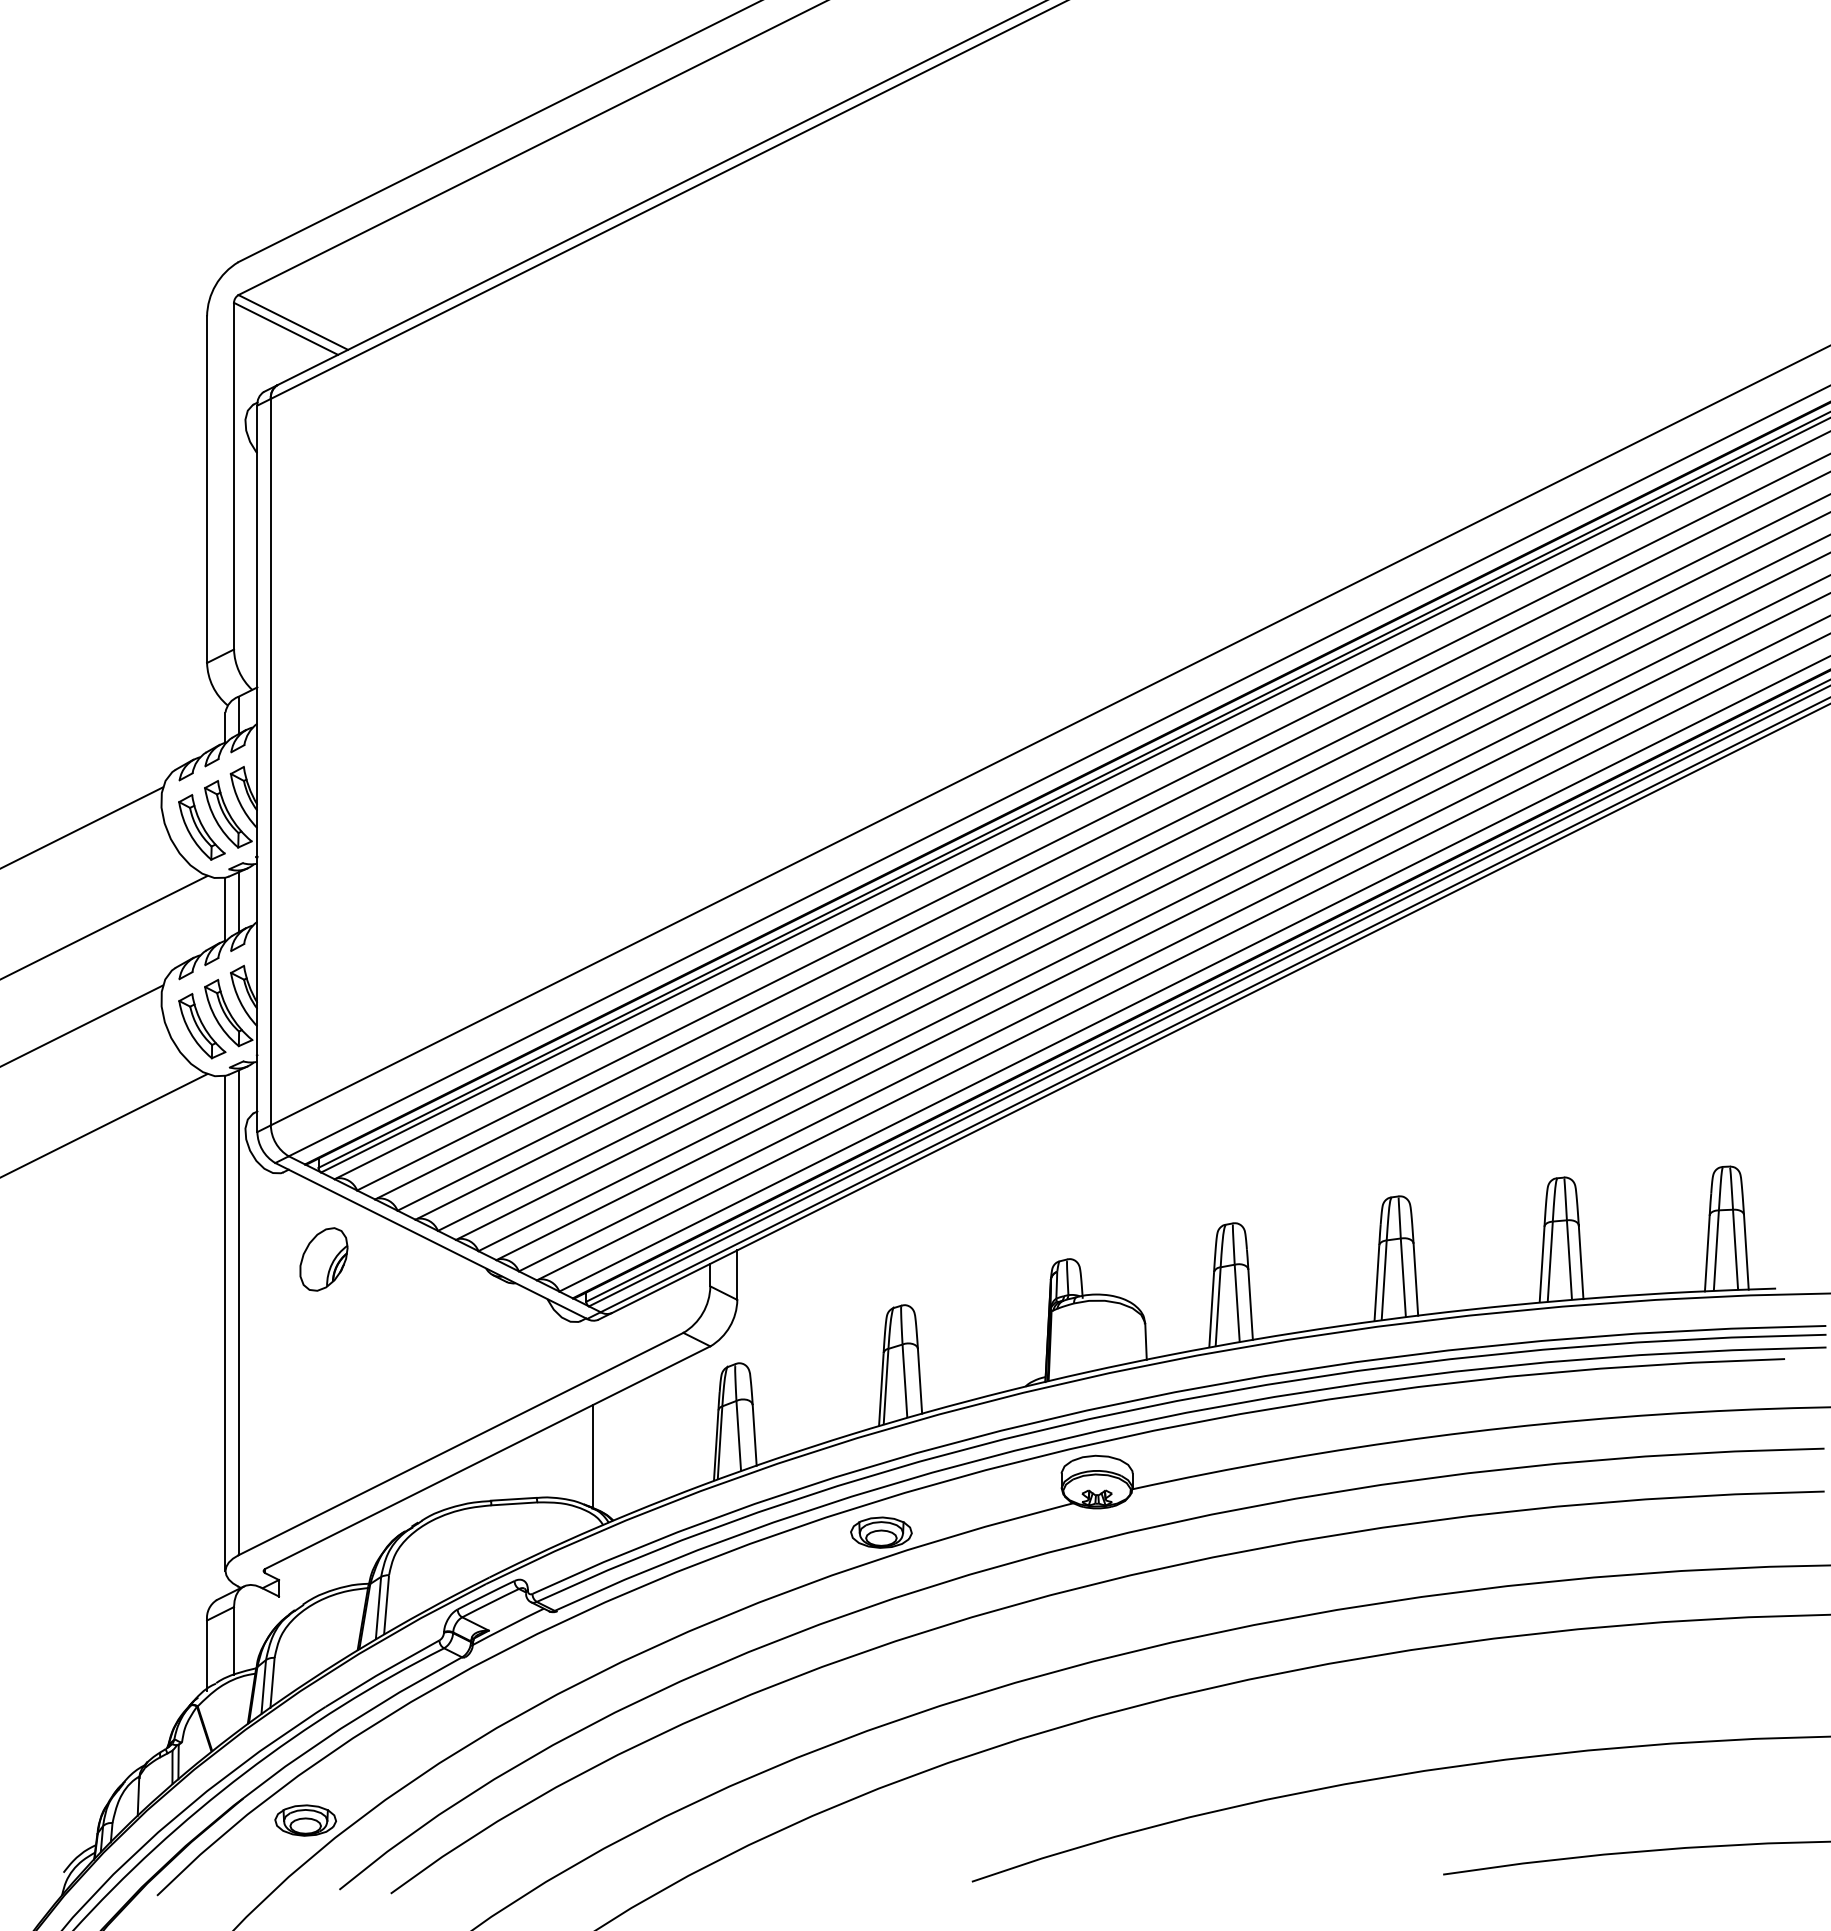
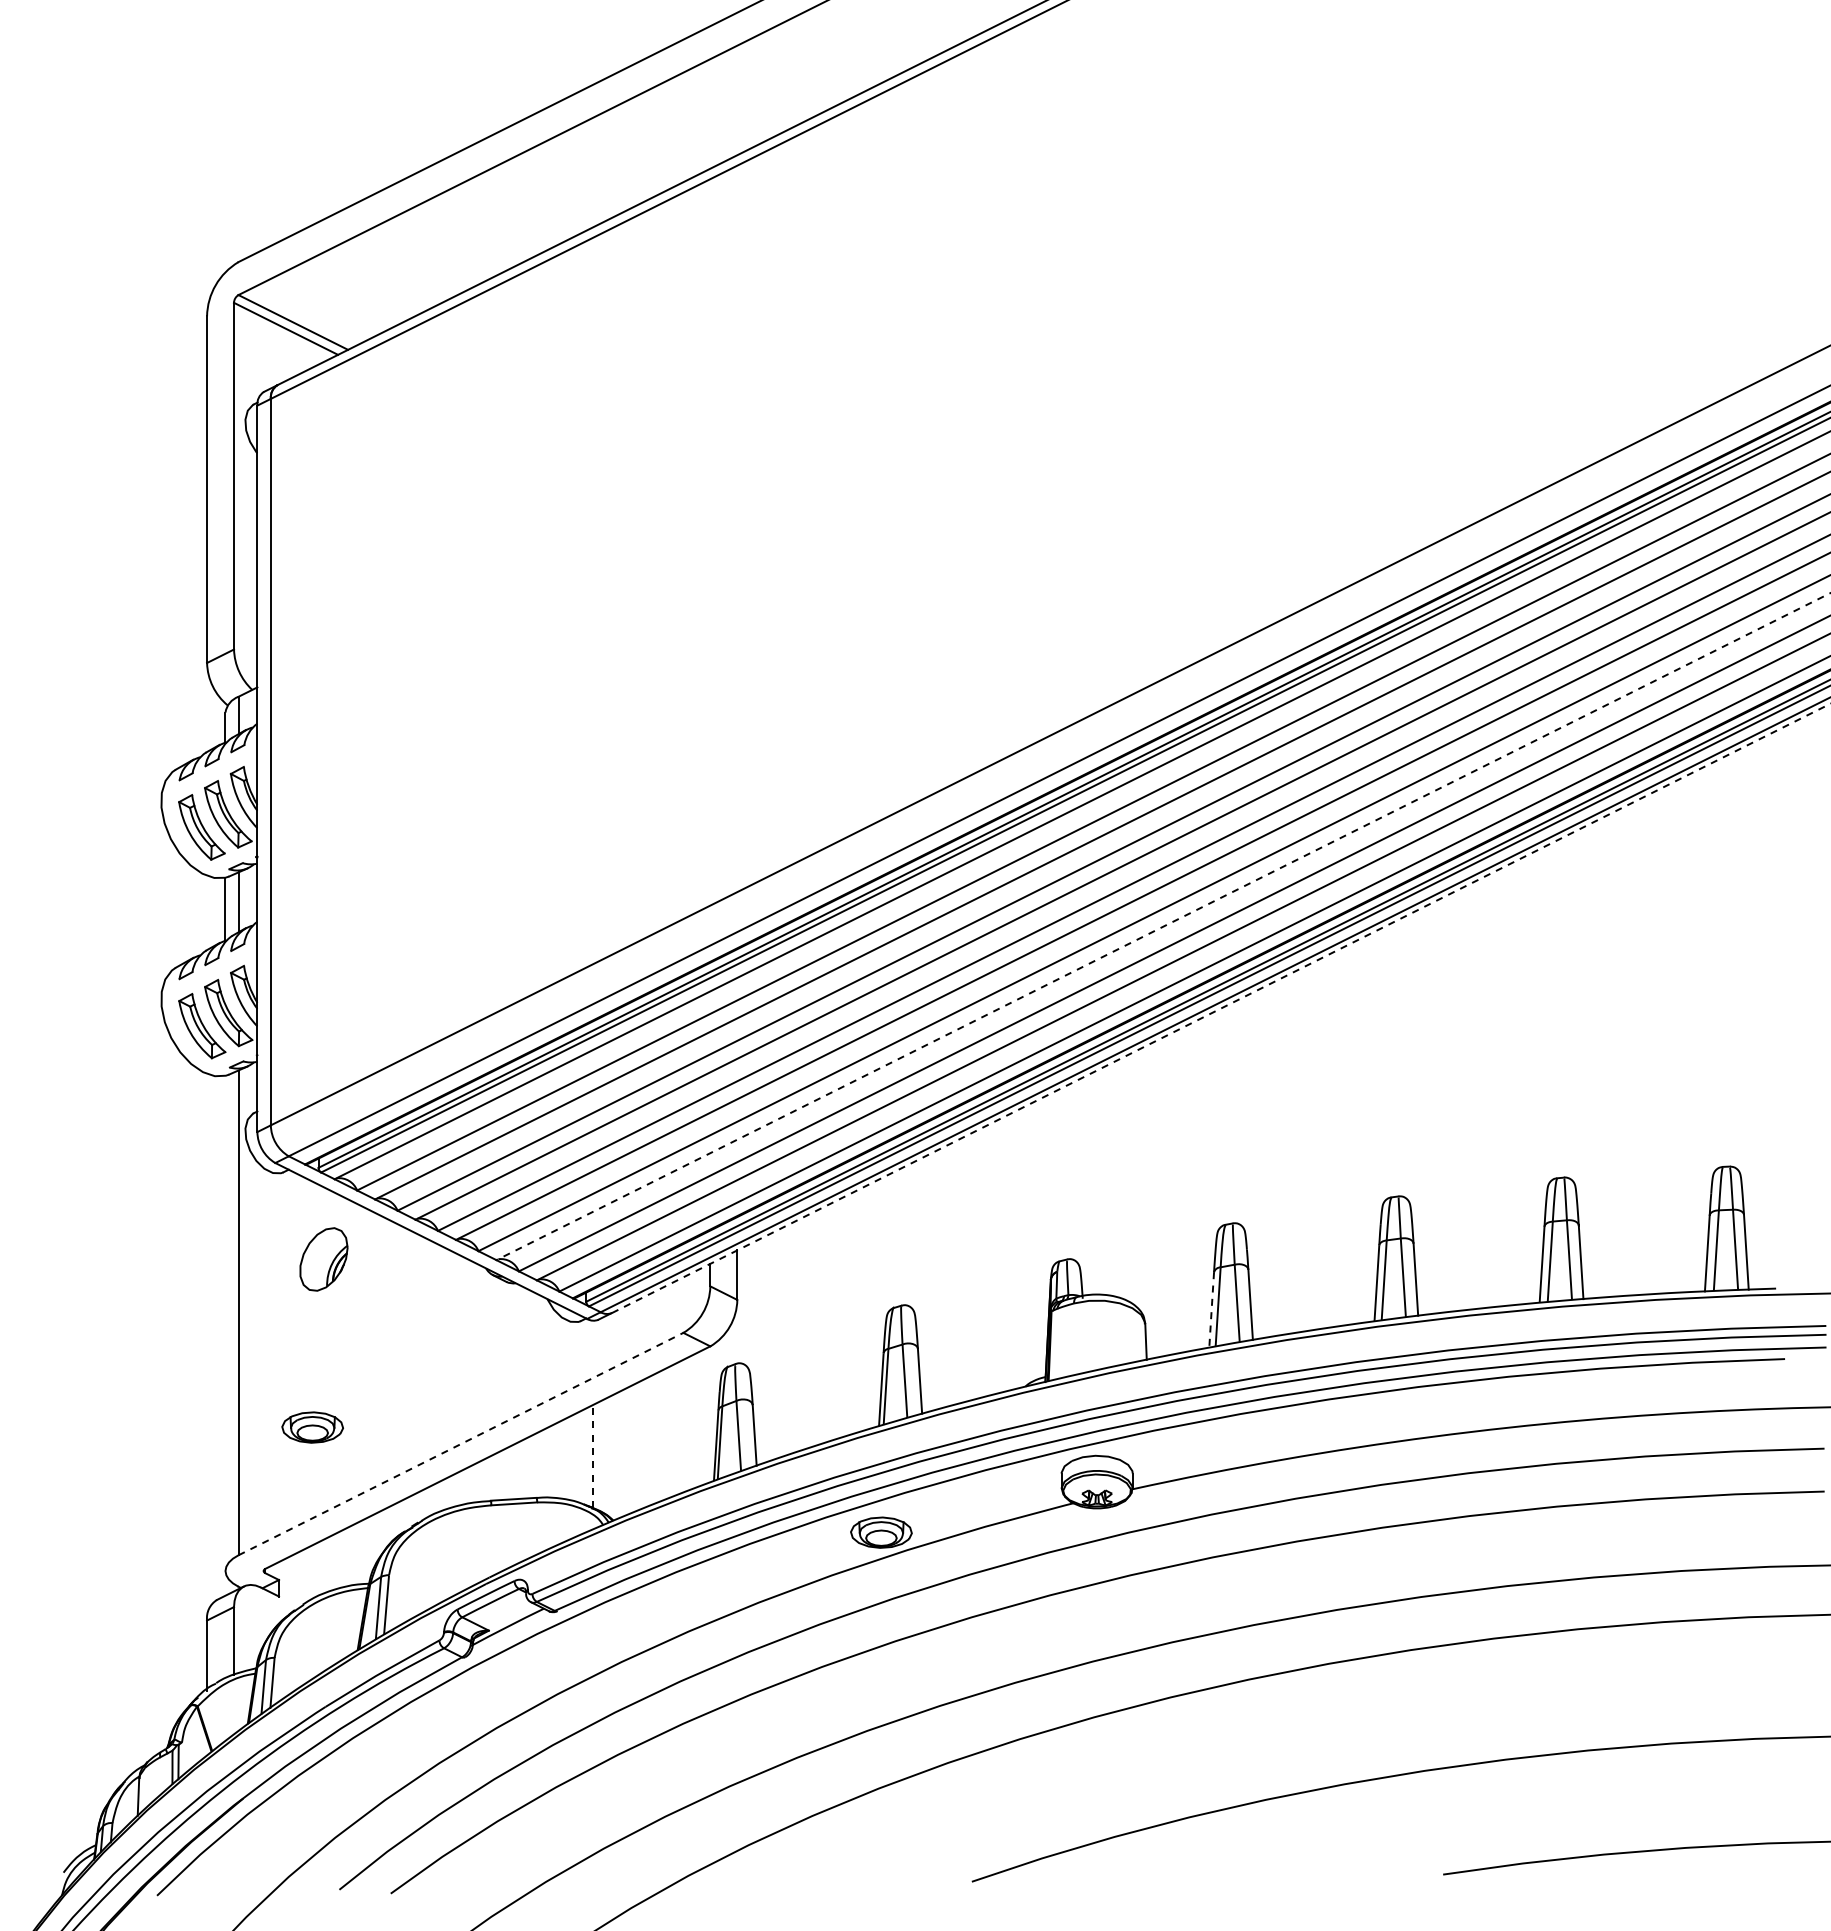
line: present -> none (82, 827)
line: solid -> dashed (1163, 926)
line: present -> none (104, 927)
line: solid -> dashed (1221, 1008)
line: present -> none (82, 1025)
line: present -> none (104, 1125)
line: solid -> dashed (1211, 1309)
line: present -> none (225, 1323)
line: solid -> dashed (460, 1444)
line: solid -> dashed (593, 1456)
part position: (305, 1820) -> (312, 1427) (312, 1427)
